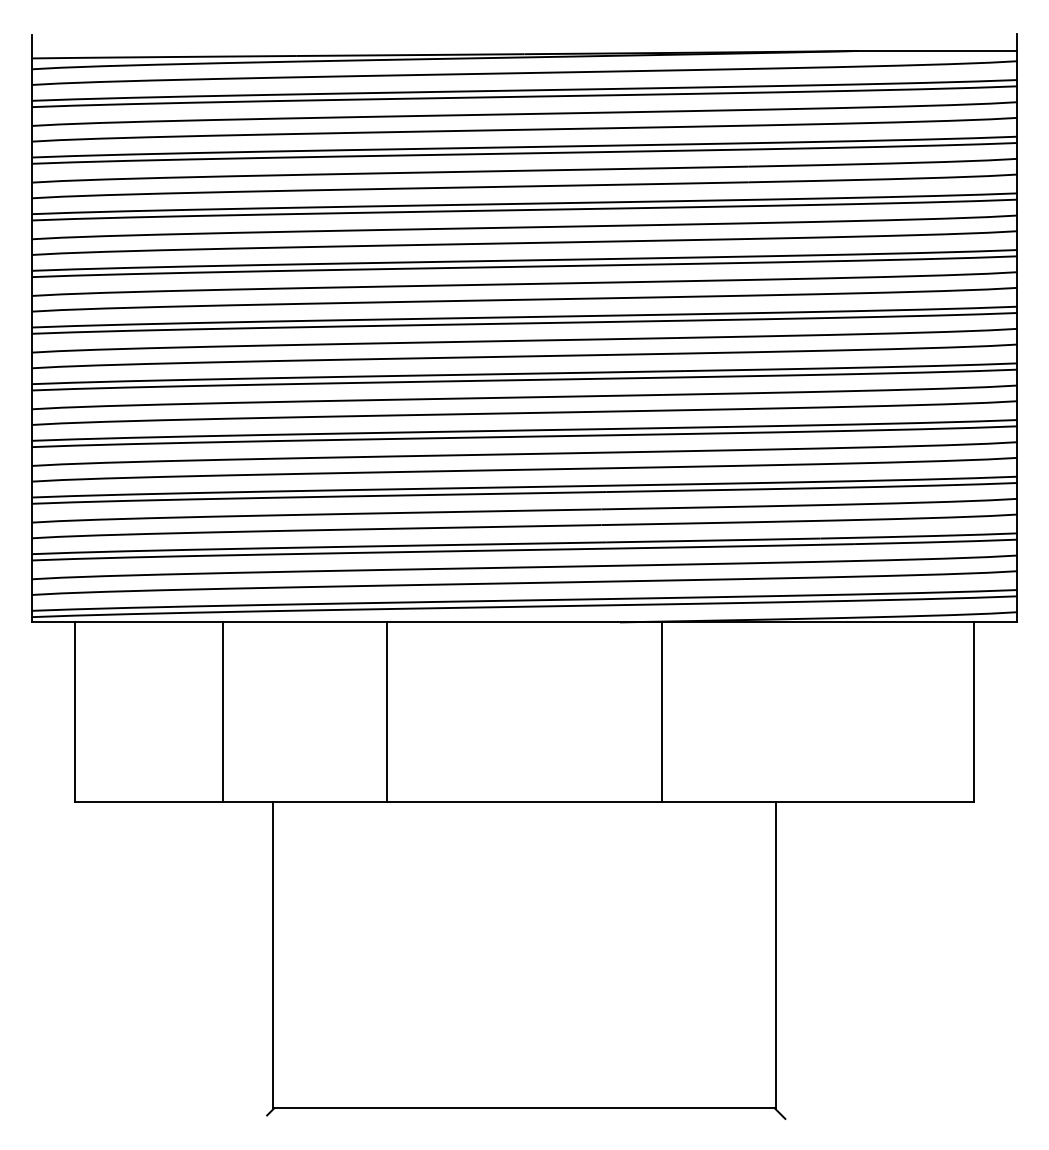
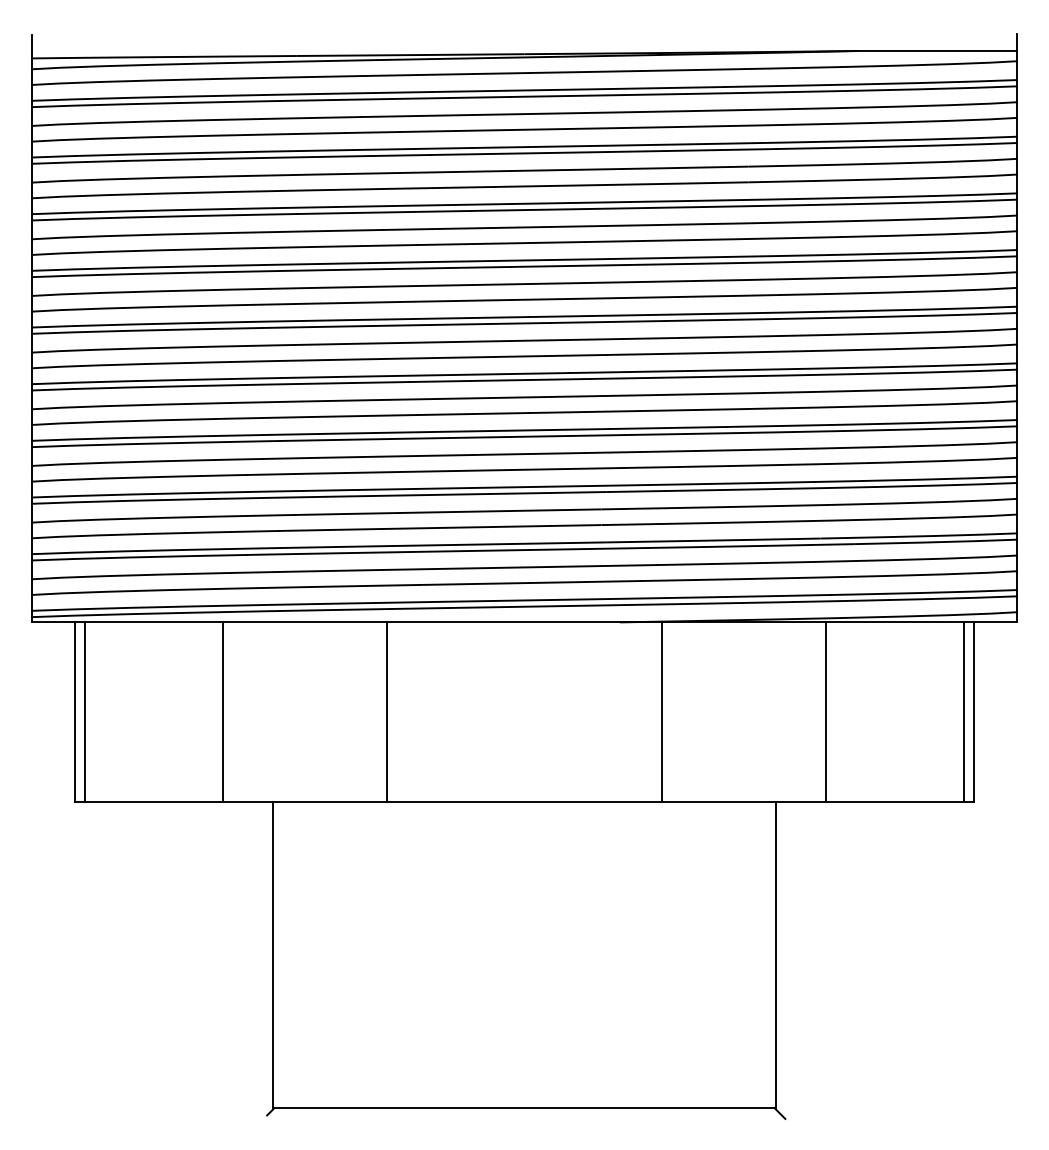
line: none -> present (84, 712)
line: none -> present (826, 712)
line: none -> present (964, 712)
